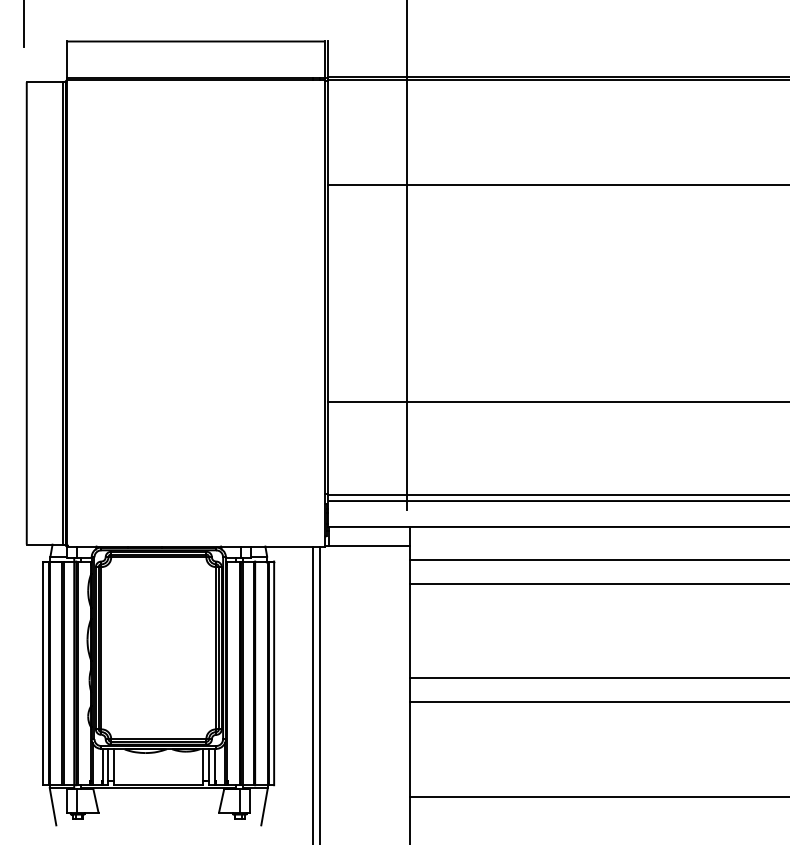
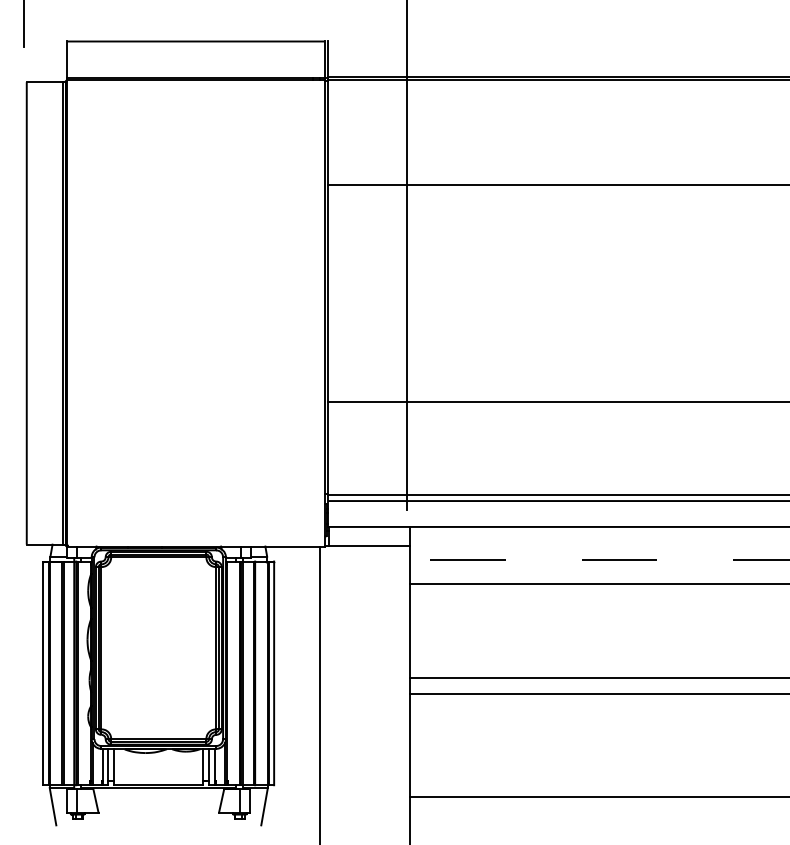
line: solid -> dashed (599, 560)
line: present -> none (313, 693)
line position: (598, 702) -> (598, 694) (598, 694)
